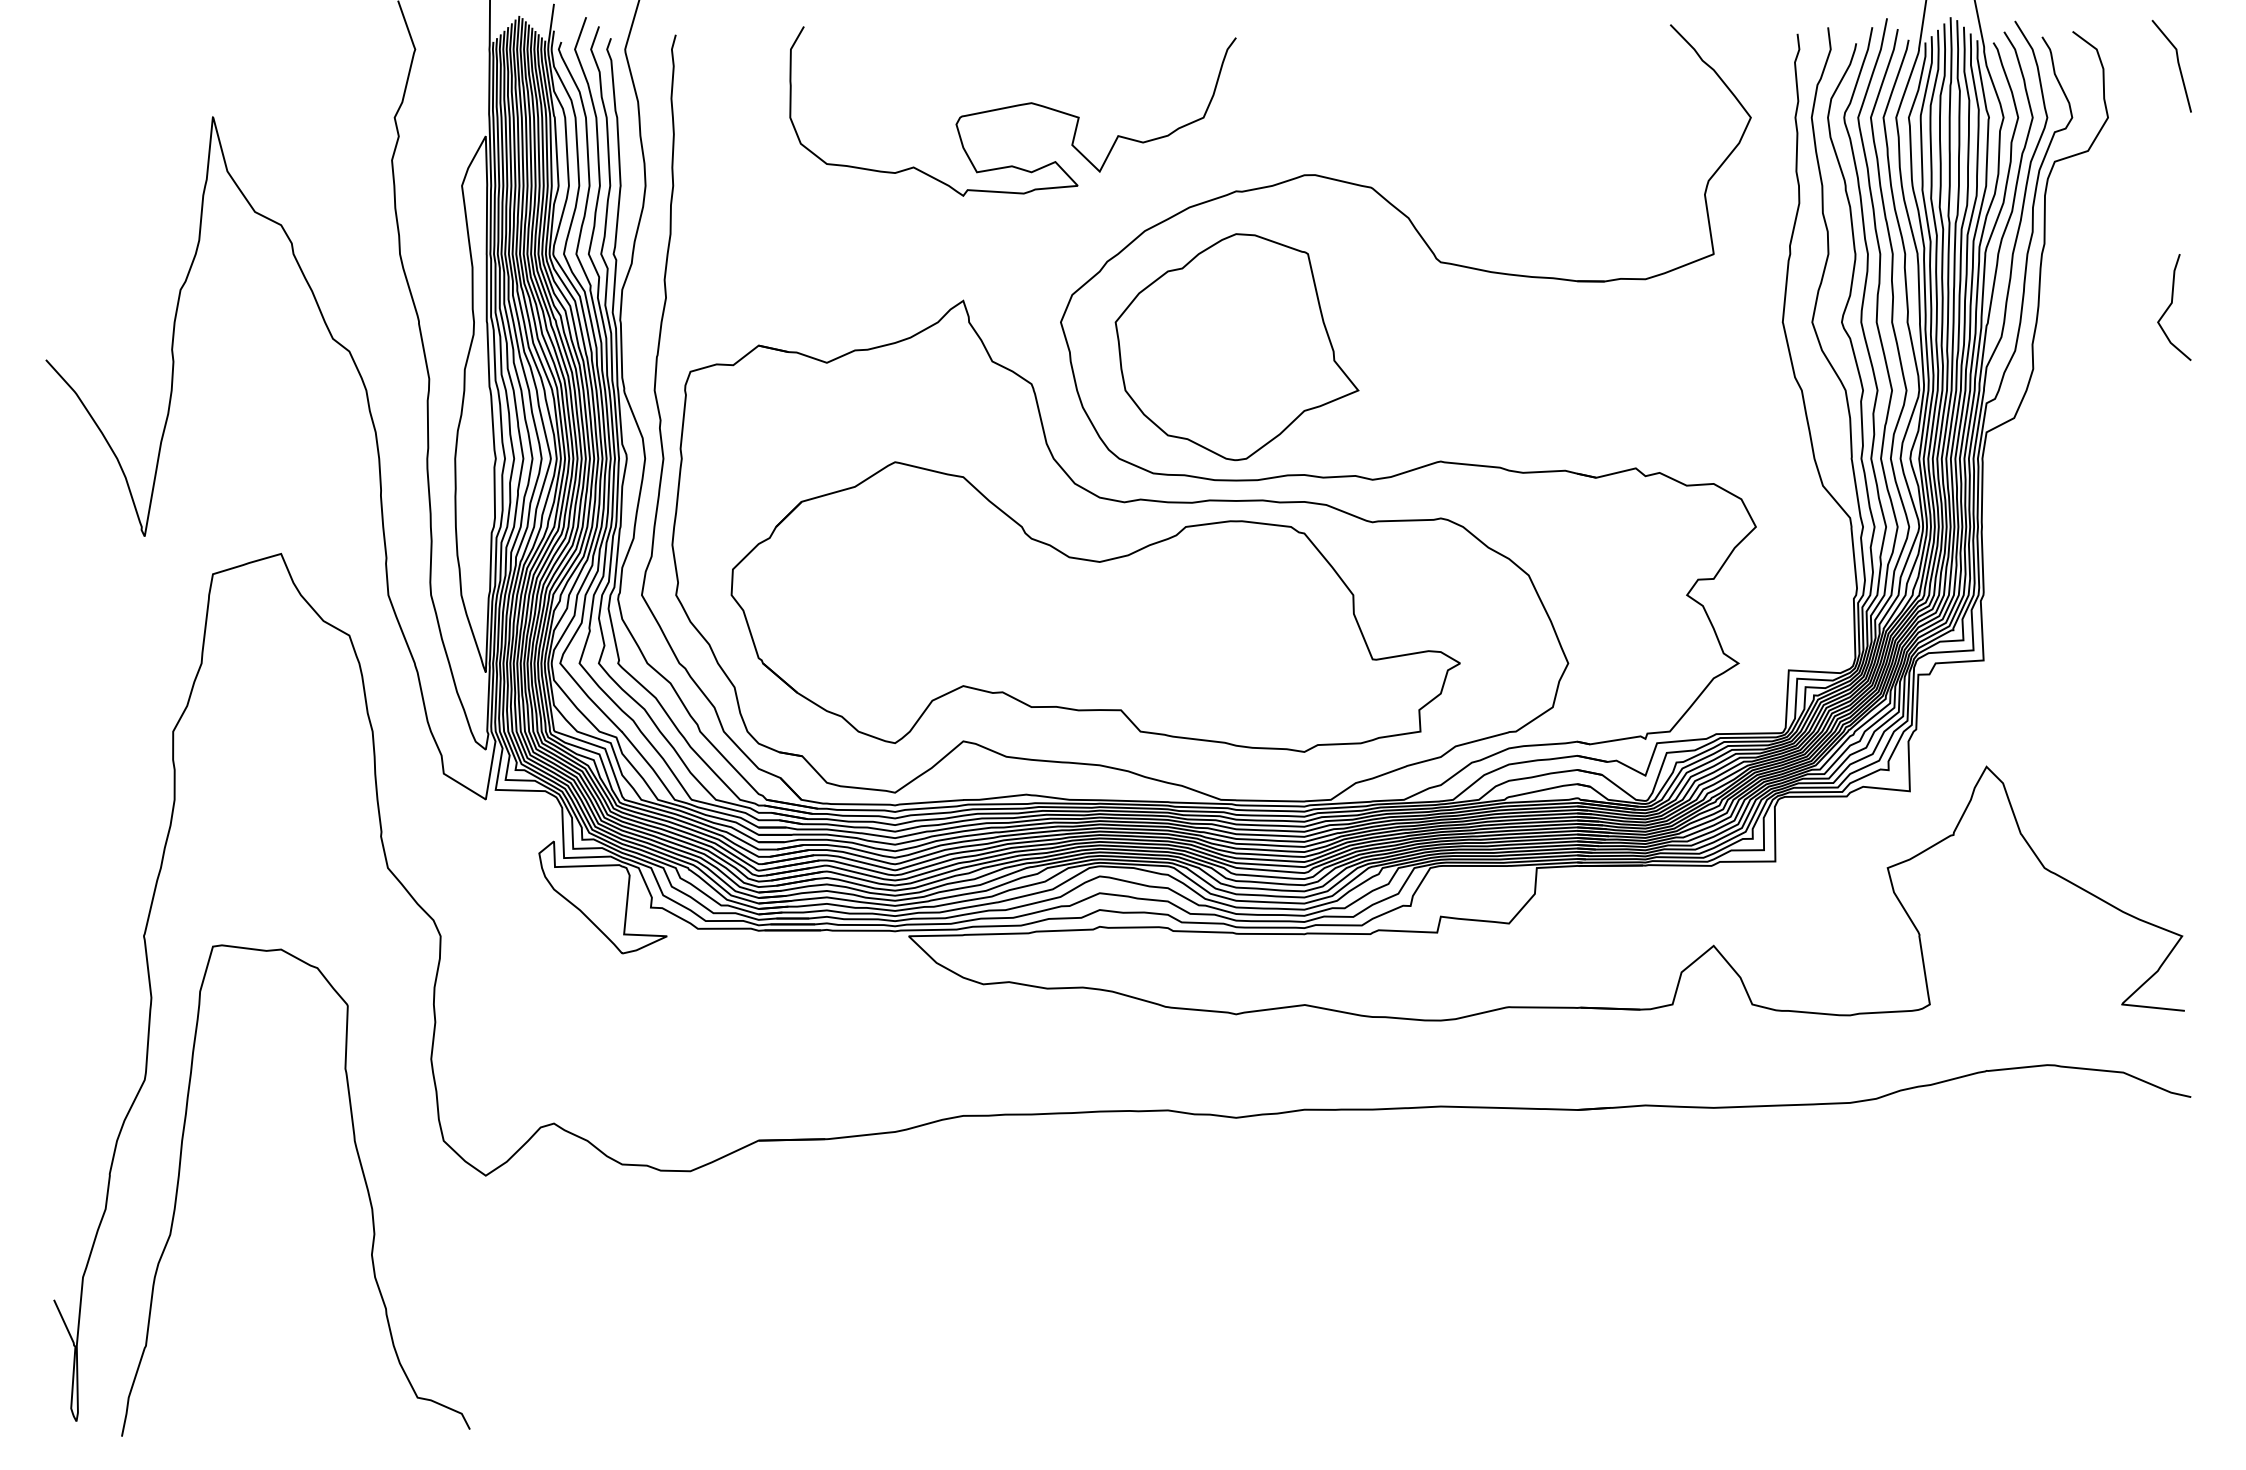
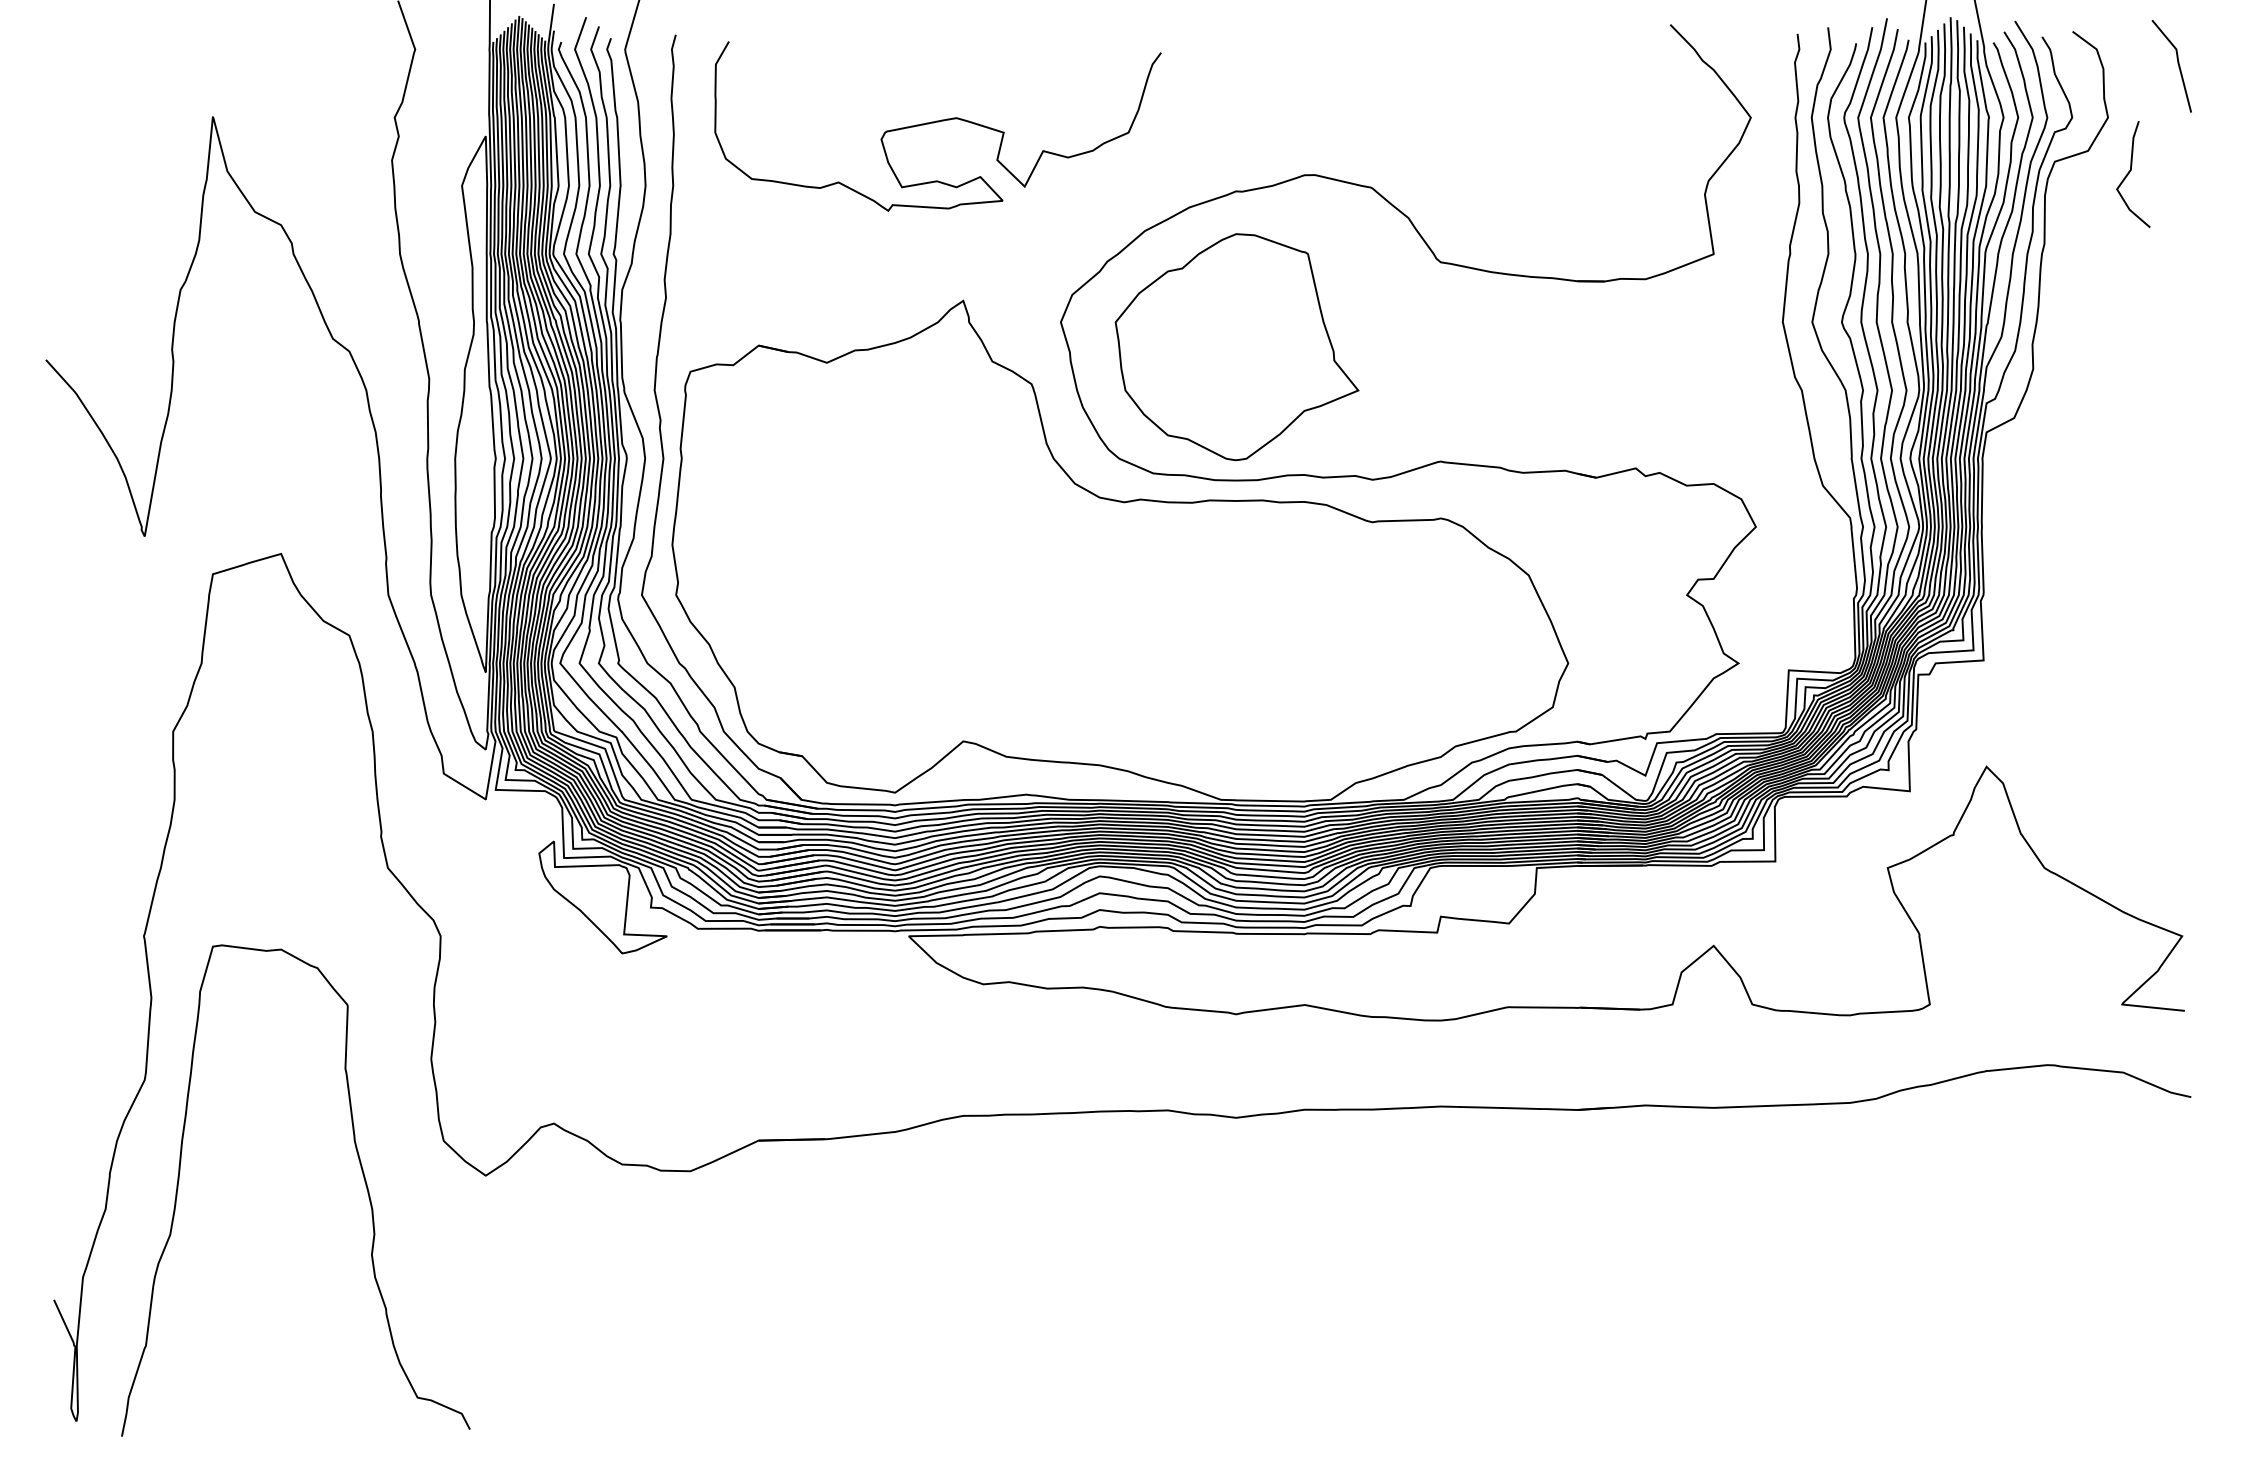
curve position: (1012, 107) -> (937, 122) (937, 122)
curve position: (2171, 305) -> (2130, 172) (2130, 172)
part: present -> none (1095, 606)
